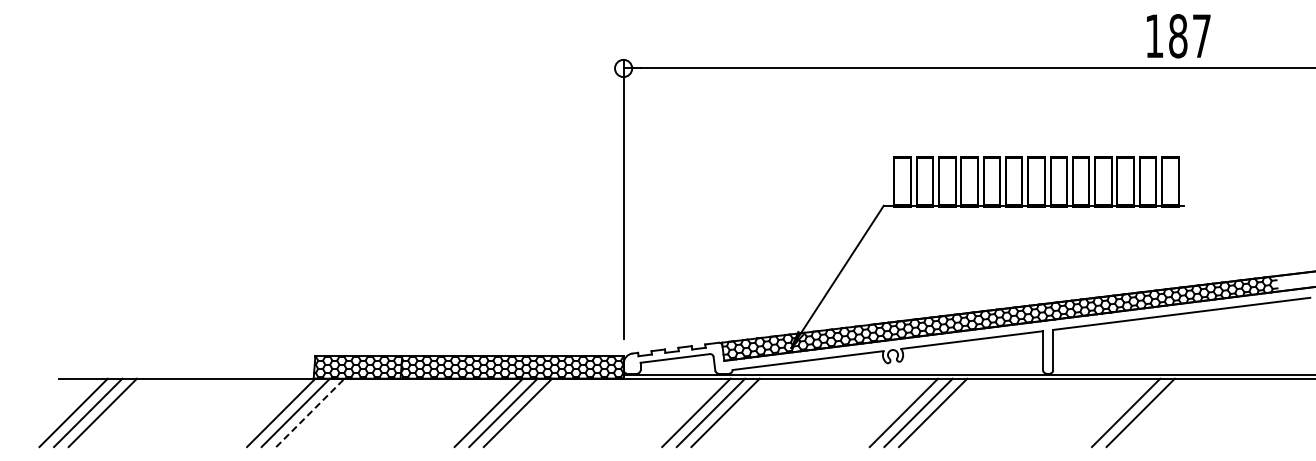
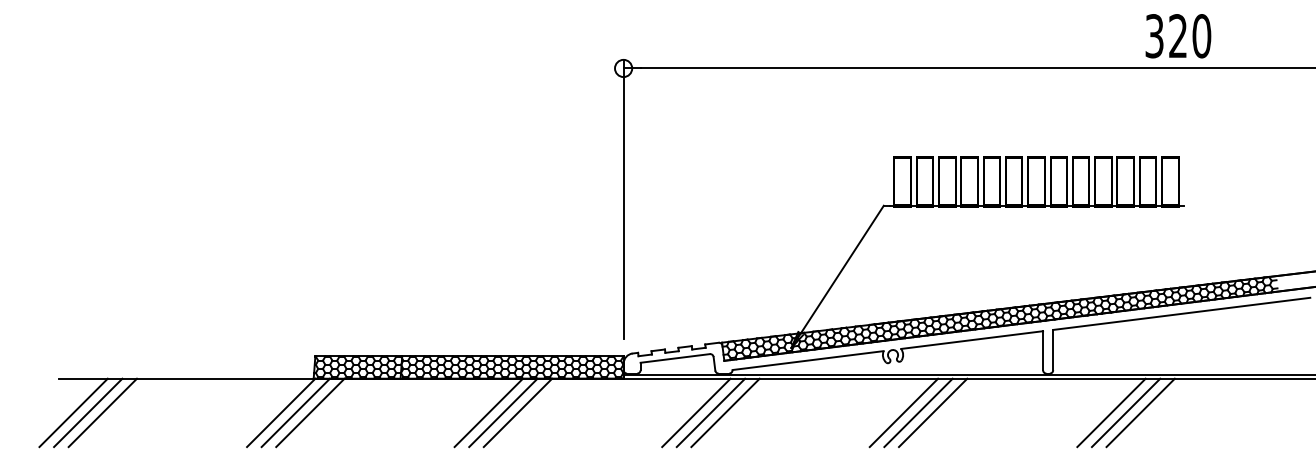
text: 187 -> 320 (1178, 36)
line: dashed -> solid (310, 412)
line: none -> present (1111, 412)
